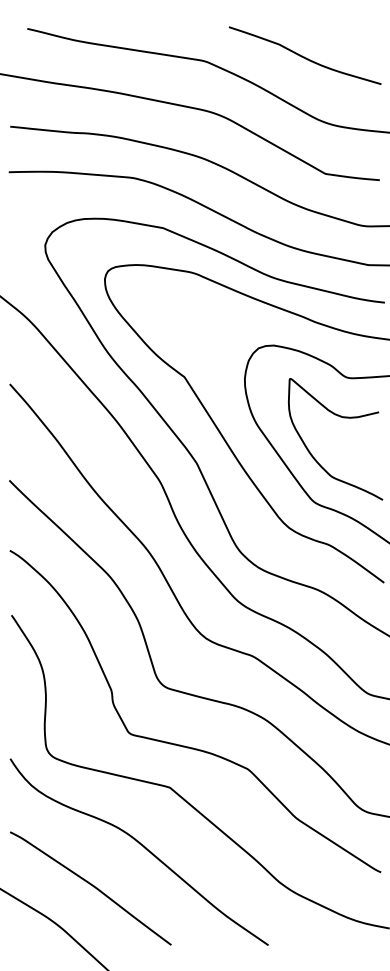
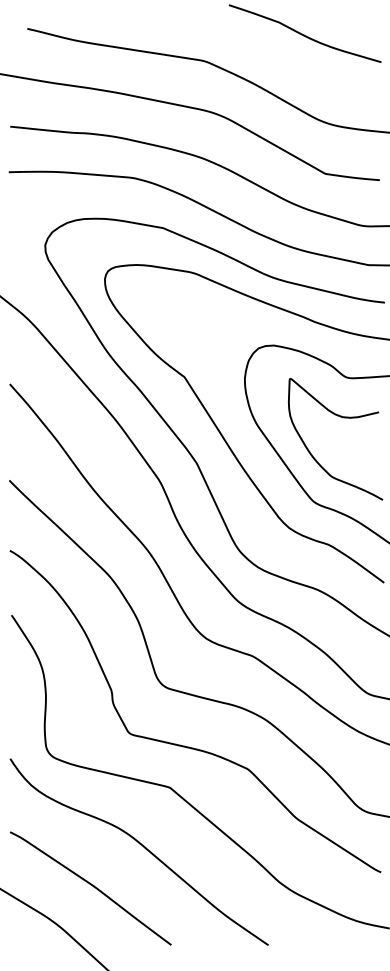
curve position: (304, 56) -> (304, 34) (304, 34)
